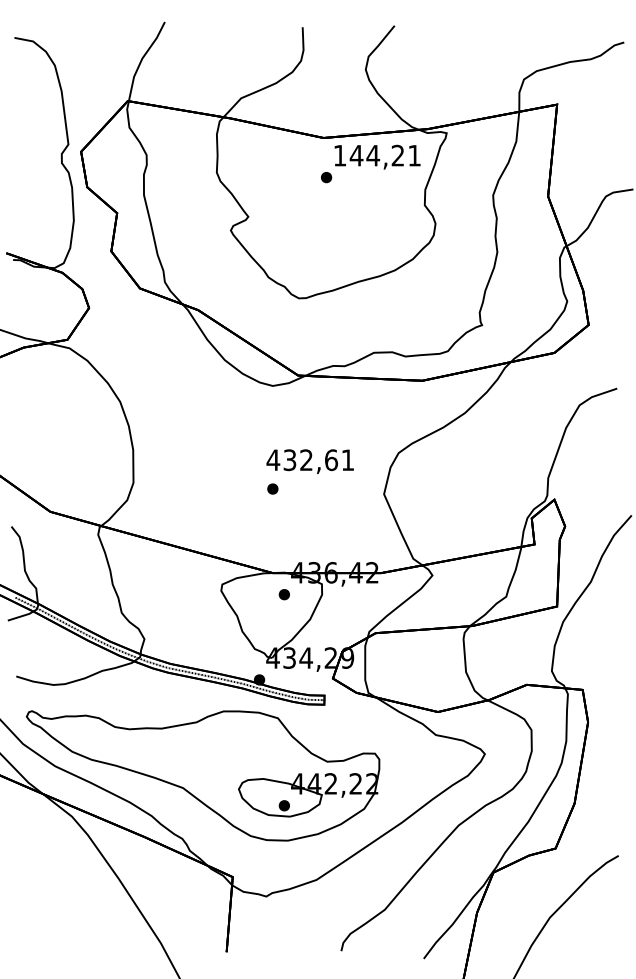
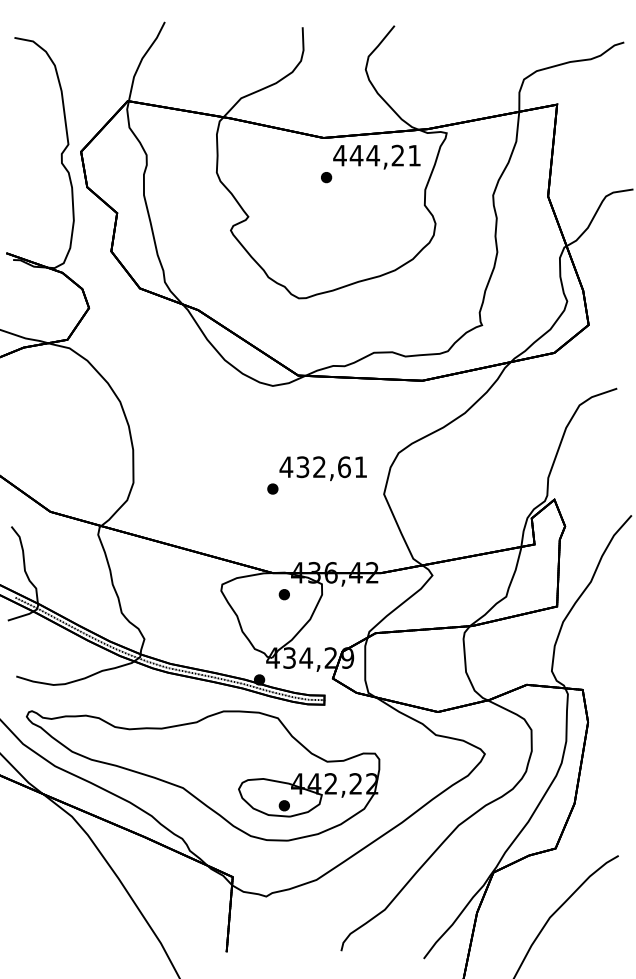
text: 144,21 -> 444,21 (339, 155)
text position: (309, 461) -> (322, 468) (322, 468)
